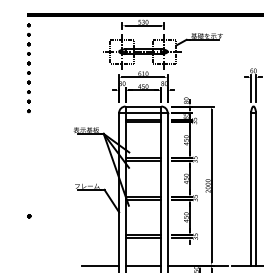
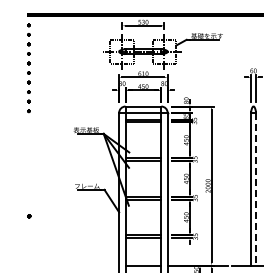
line: solid -> dashed (255, 189)
line: present -> none (100, 265)
